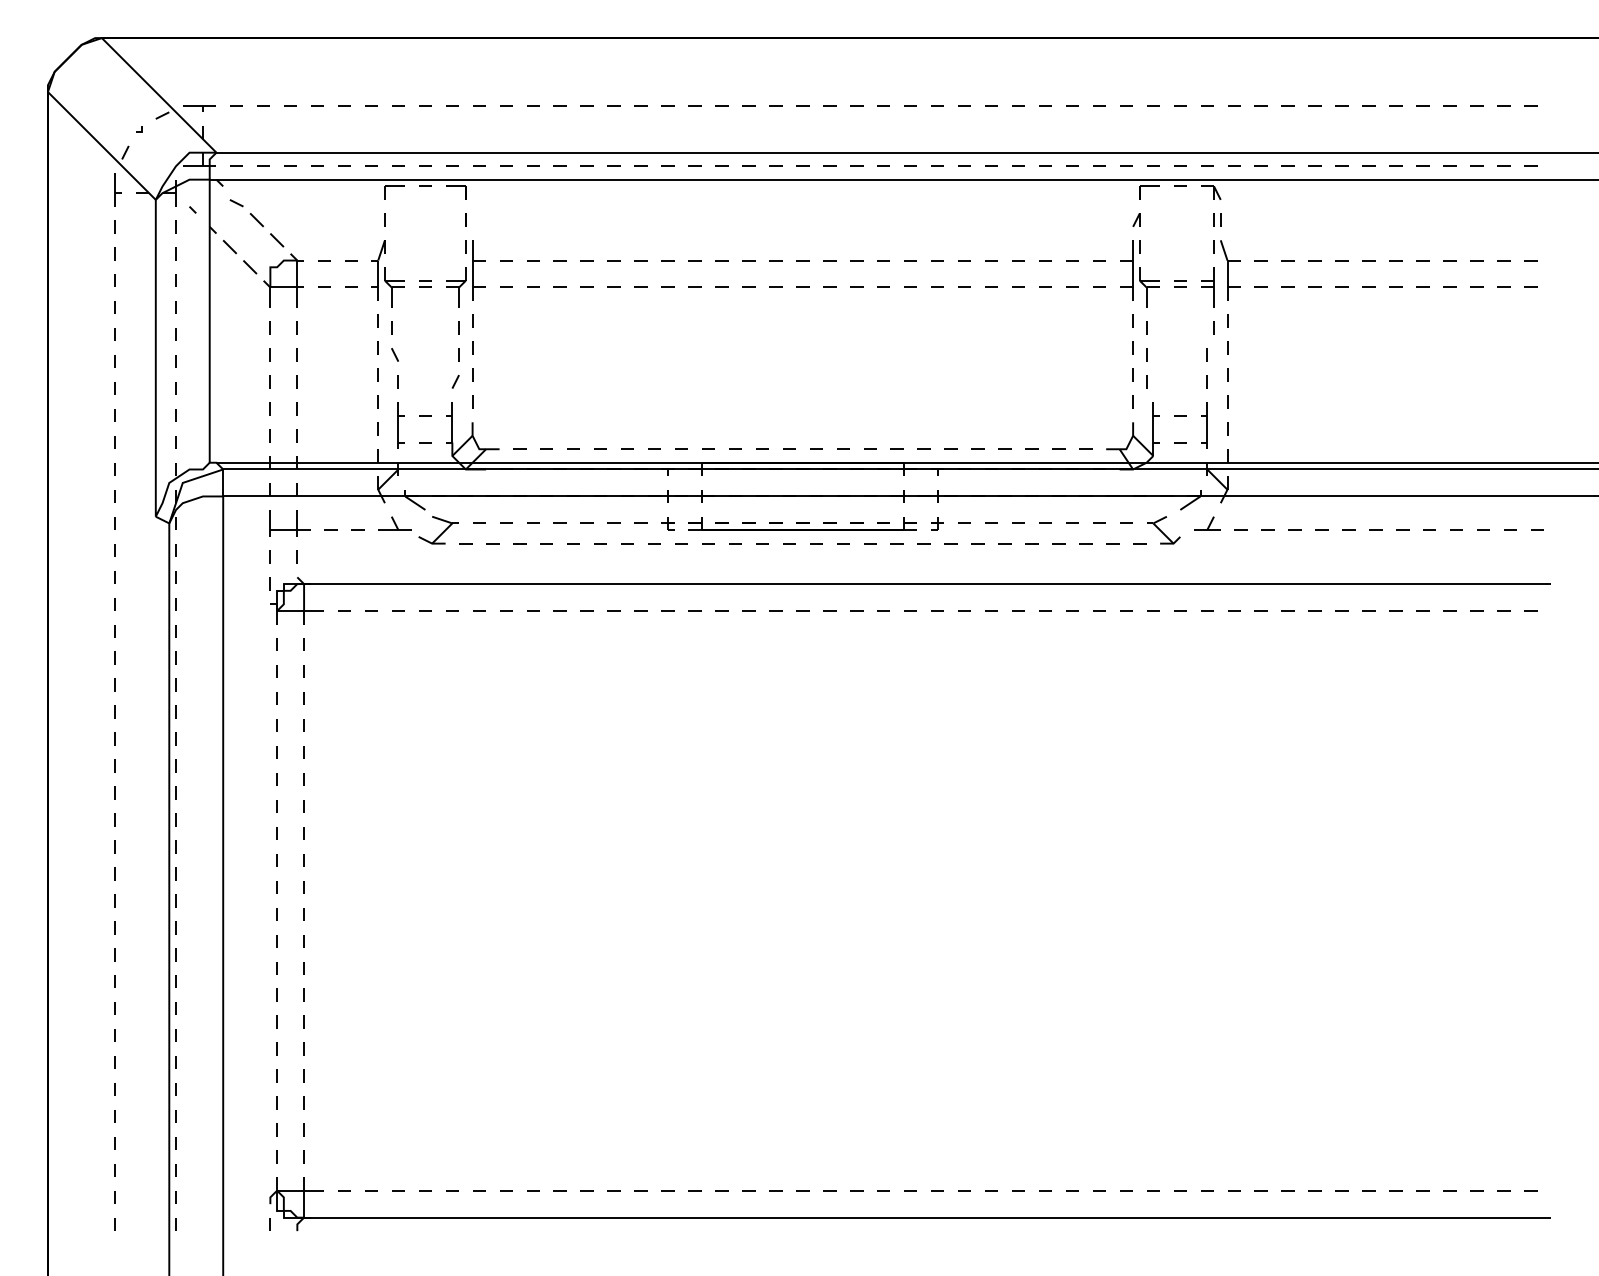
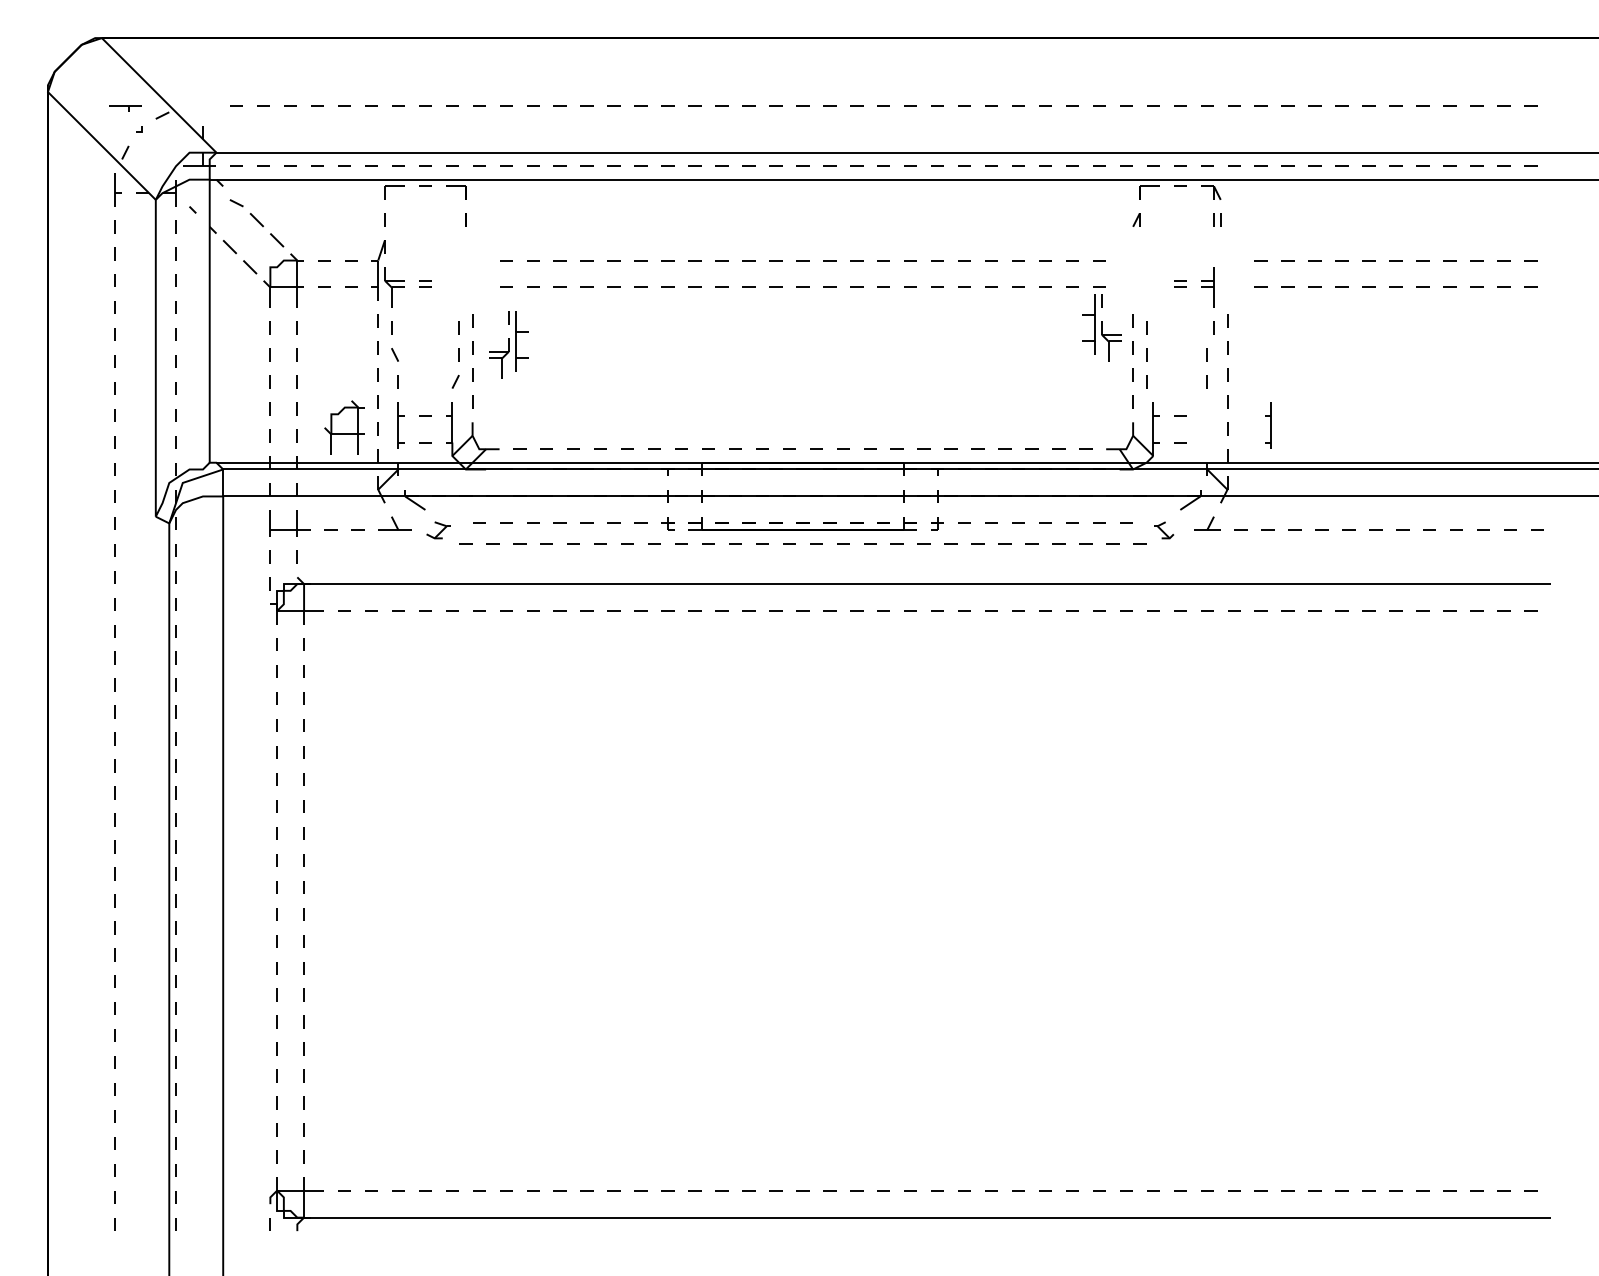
part position: (199, 108) -> (125, 108) (125, 108)
part: present -> none (1226, 270)
part position: (465, 273) -> (508, 344) (508, 344)
part position: (1139, 273) -> (1101, 327) (1101, 327)
part position: (1204, 425) -> (1268, 425) (1268, 425)
part: none -> present (344, 427)
part size: 41x29 px -> 25x19 px (438, 530)
part size: 34x29 px -> 21x19 px (1164, 530)
